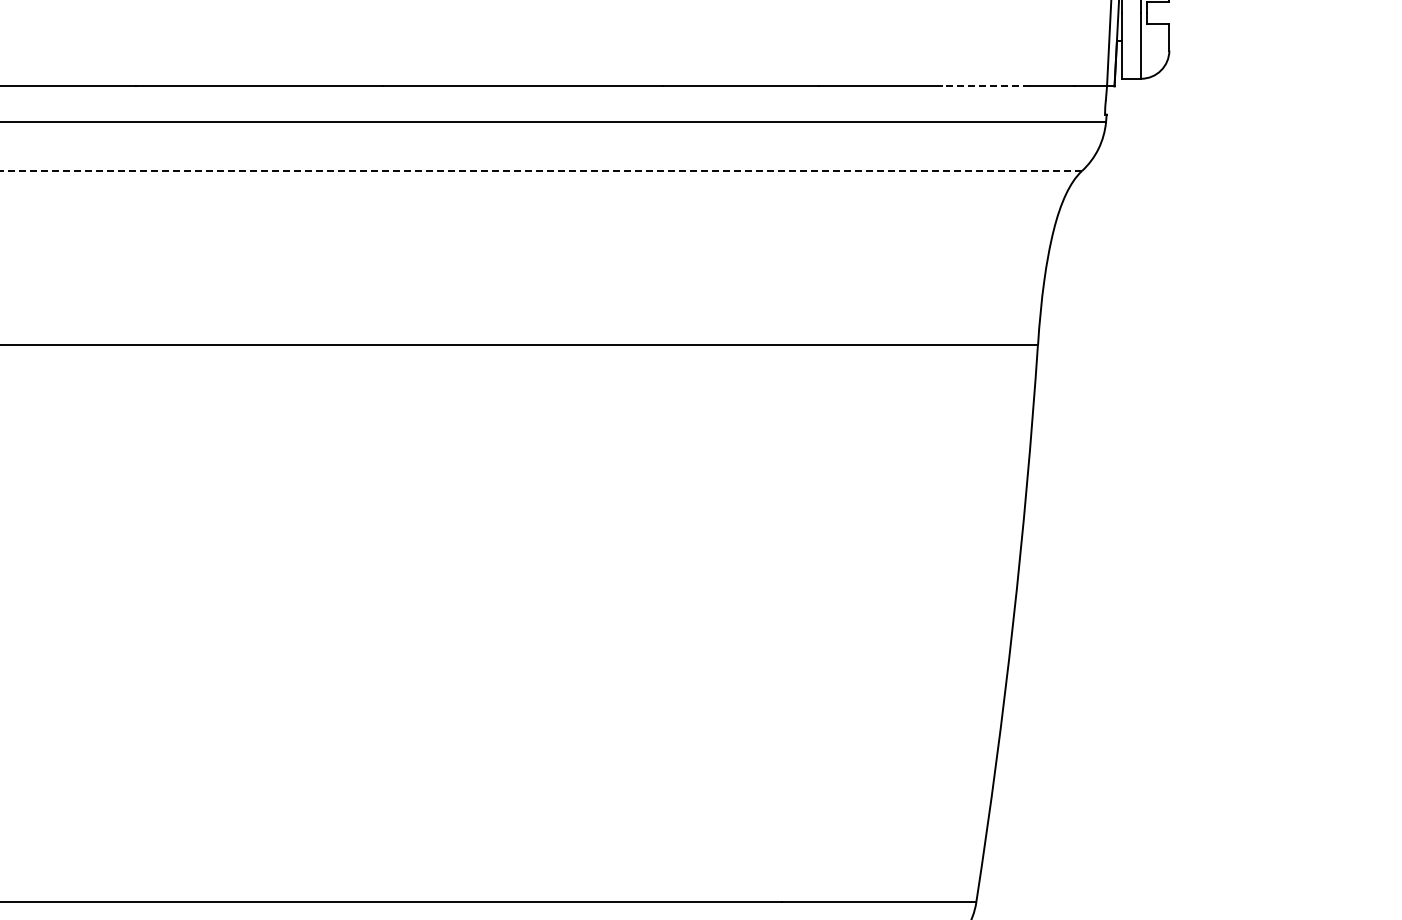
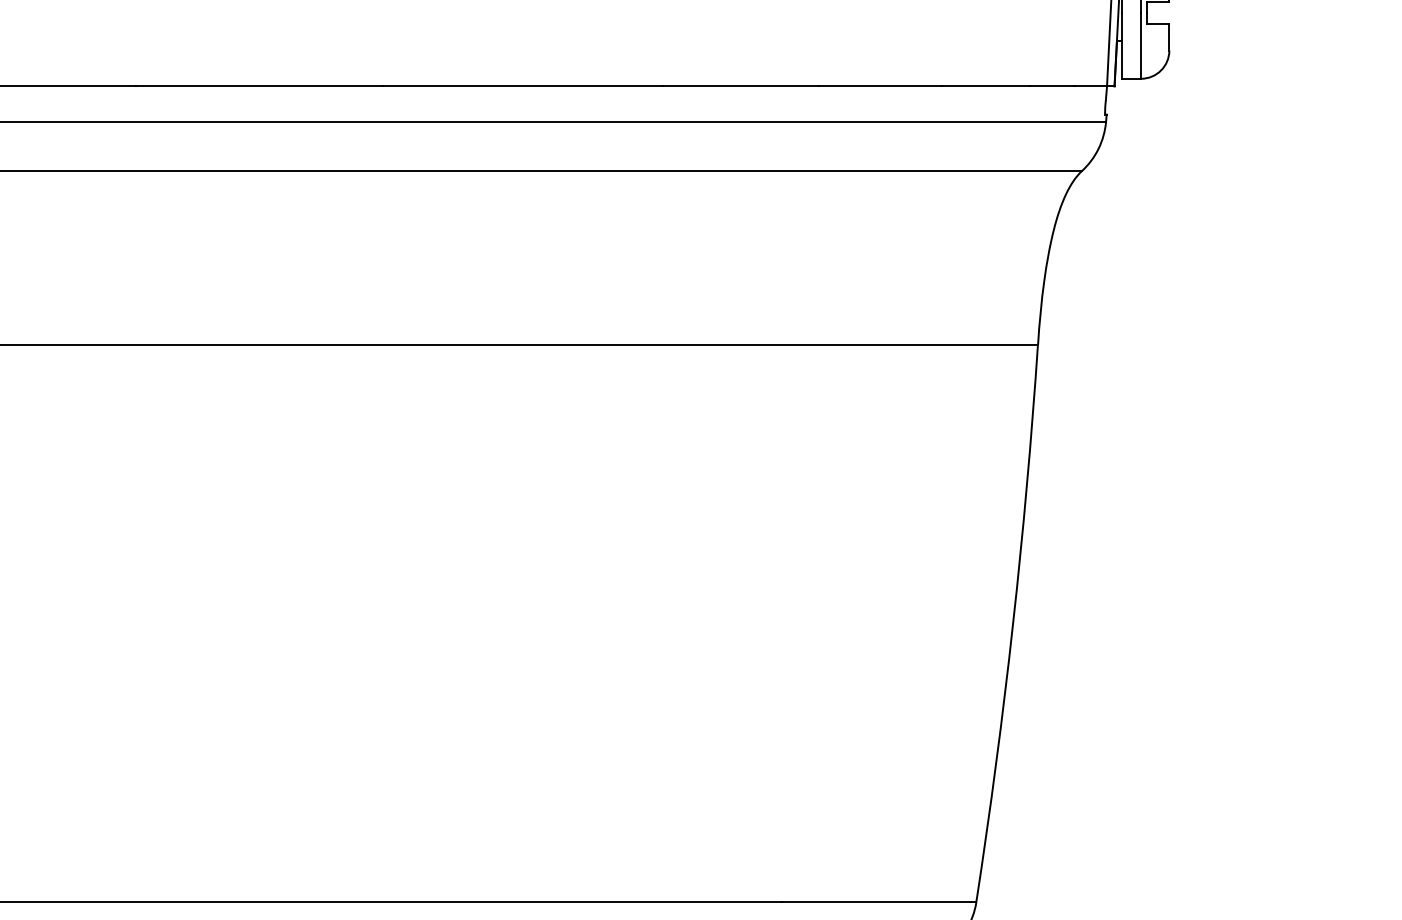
line: dashed -> solid (986, 86)
line: dashed -> solid (541, 170)
